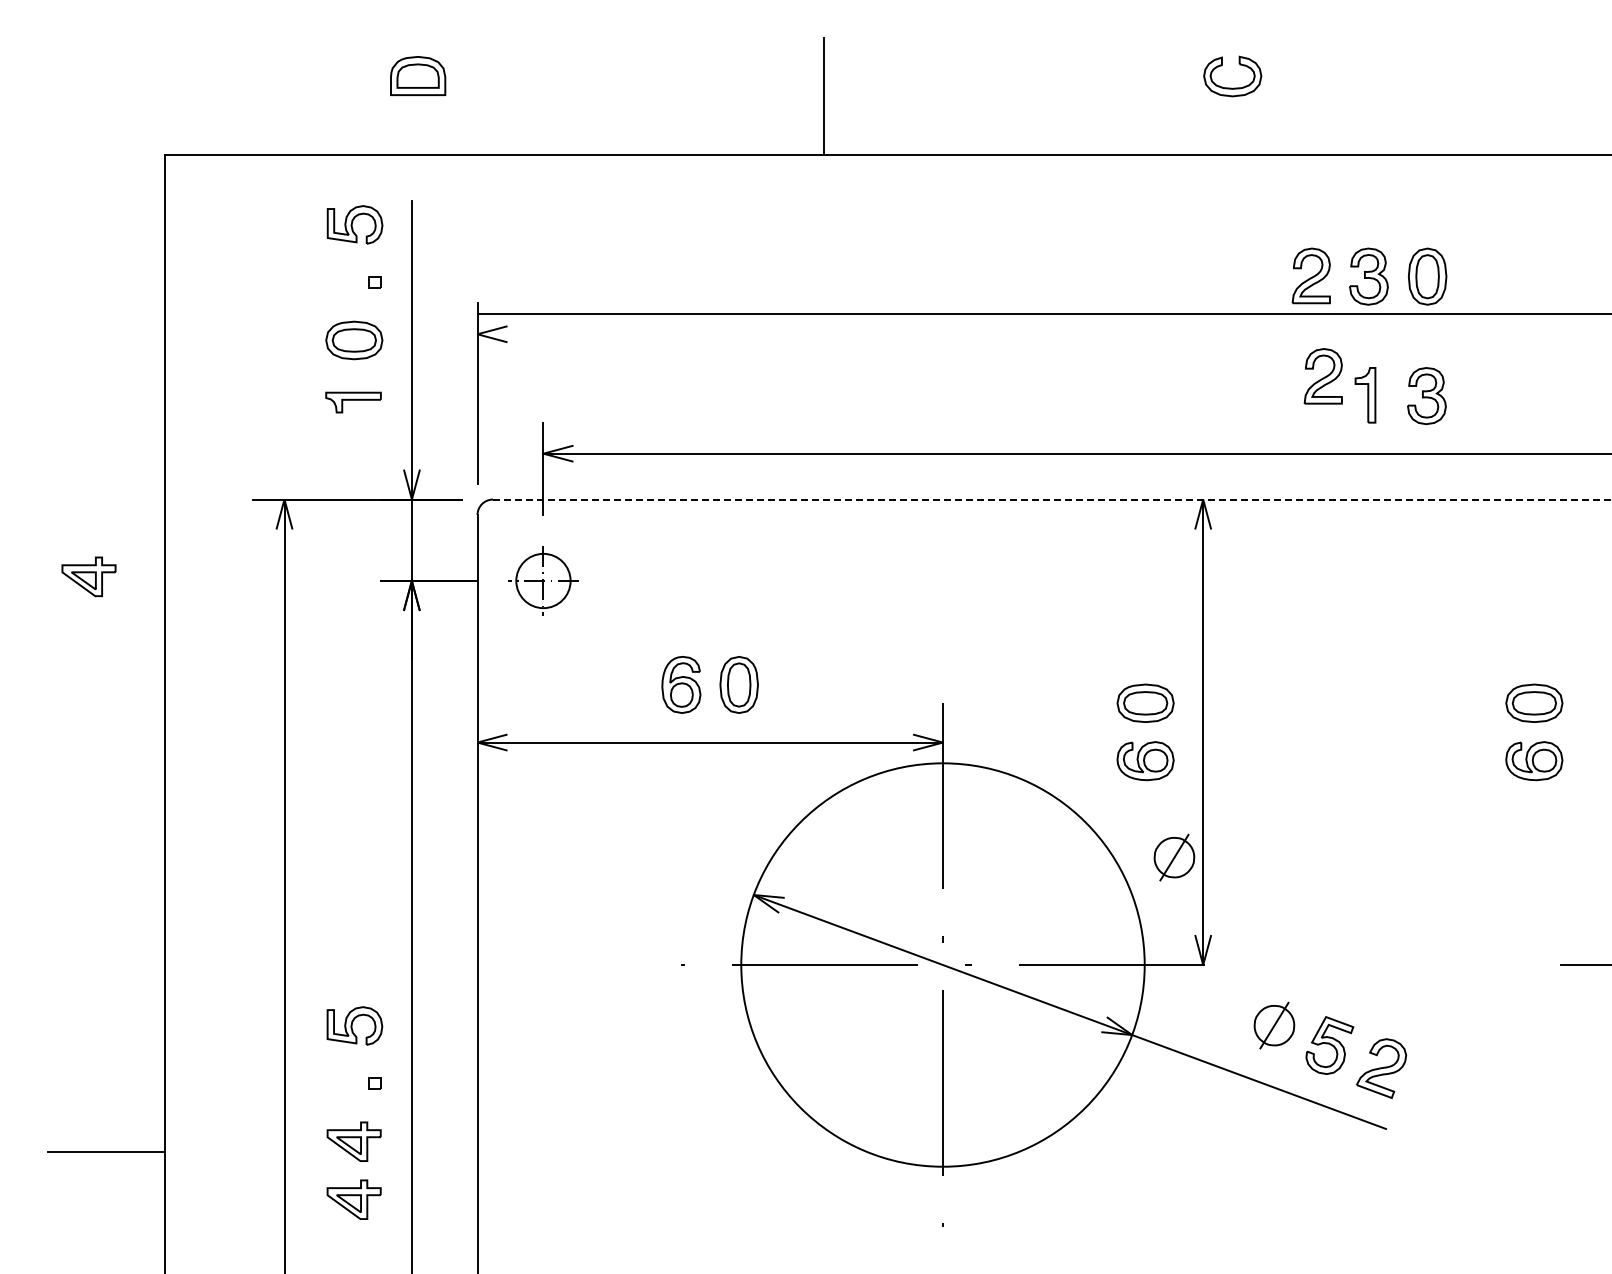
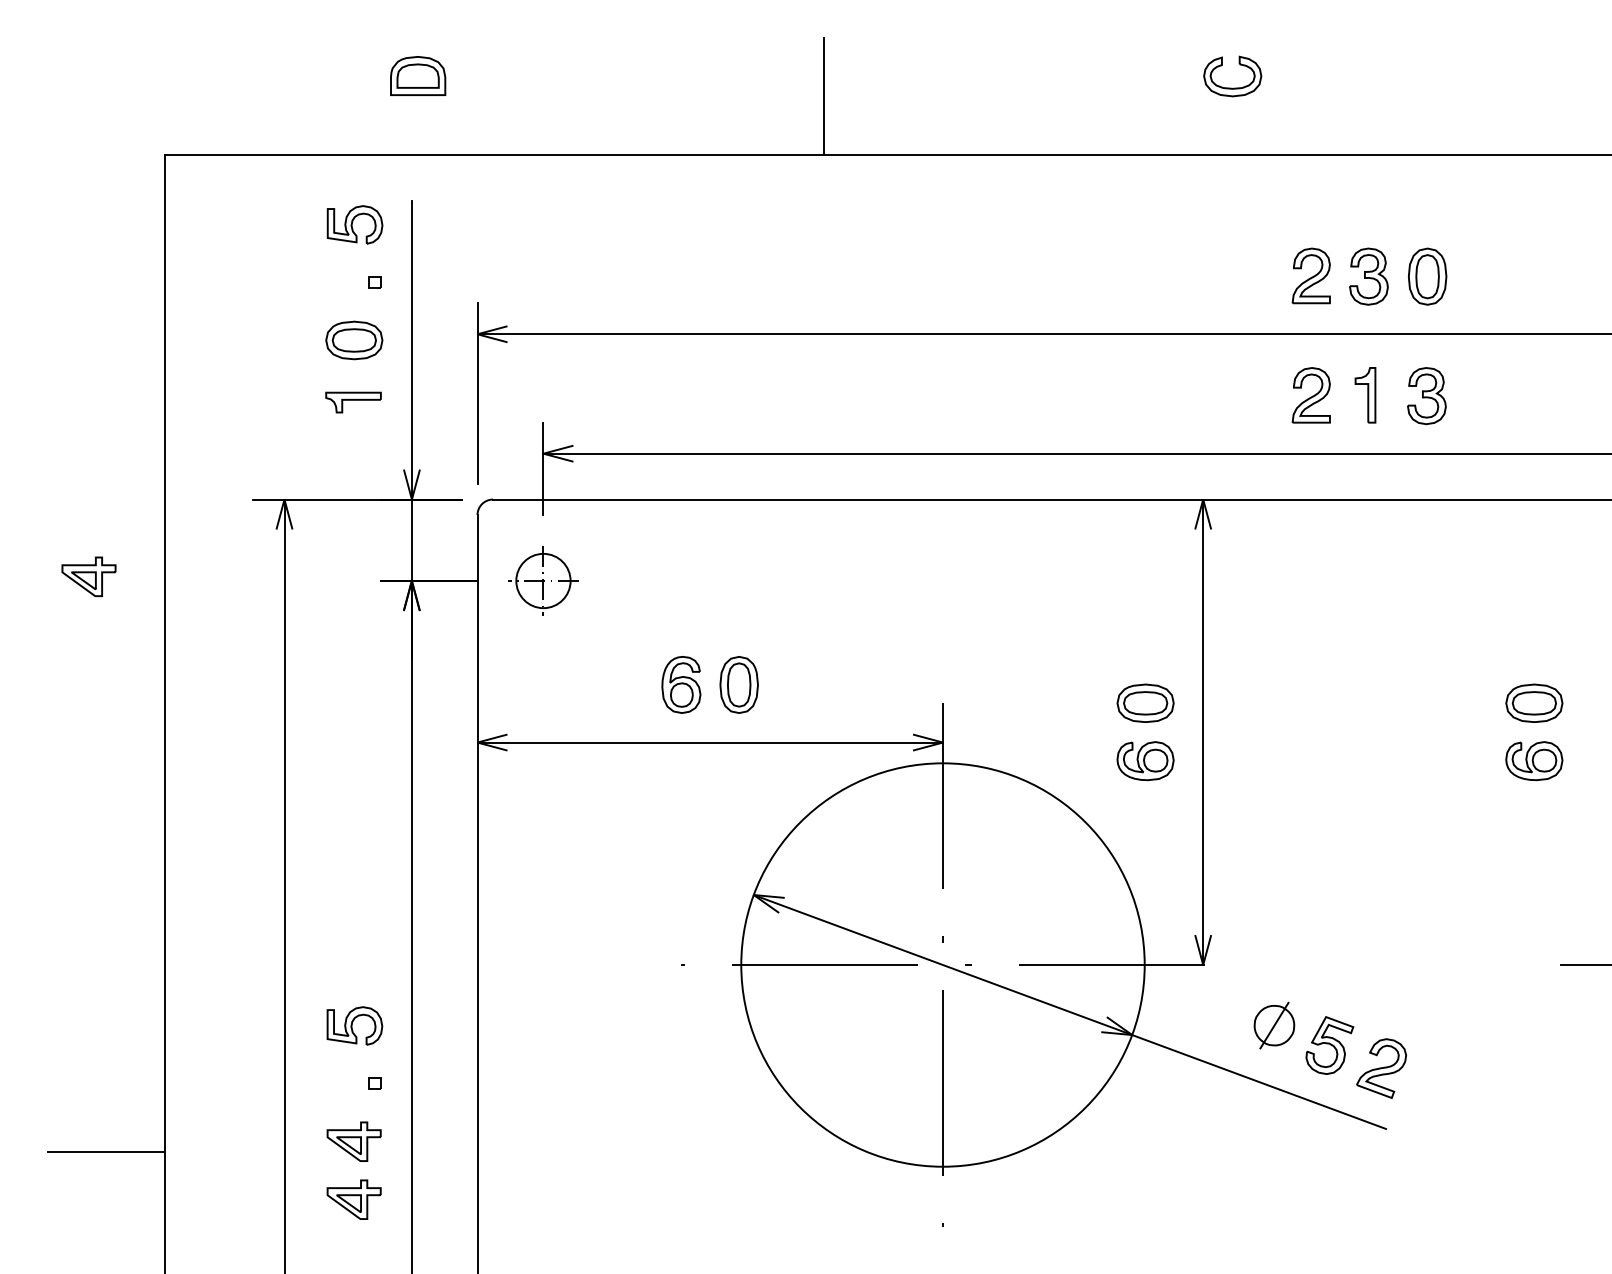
line position: (1042, 314) -> (1042, 334) (1042, 334)
part position: (1322, 376) -> (1310, 395) (1310, 395)
line: dashed -> solid (1052, 499)
part: present -> none (1174, 857)
